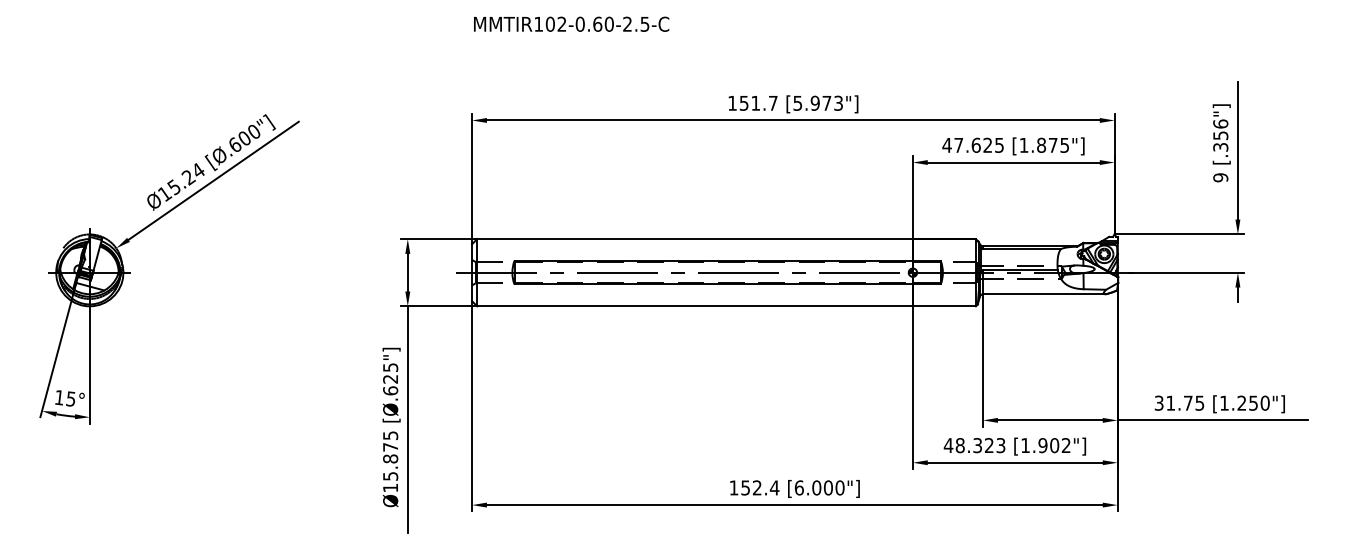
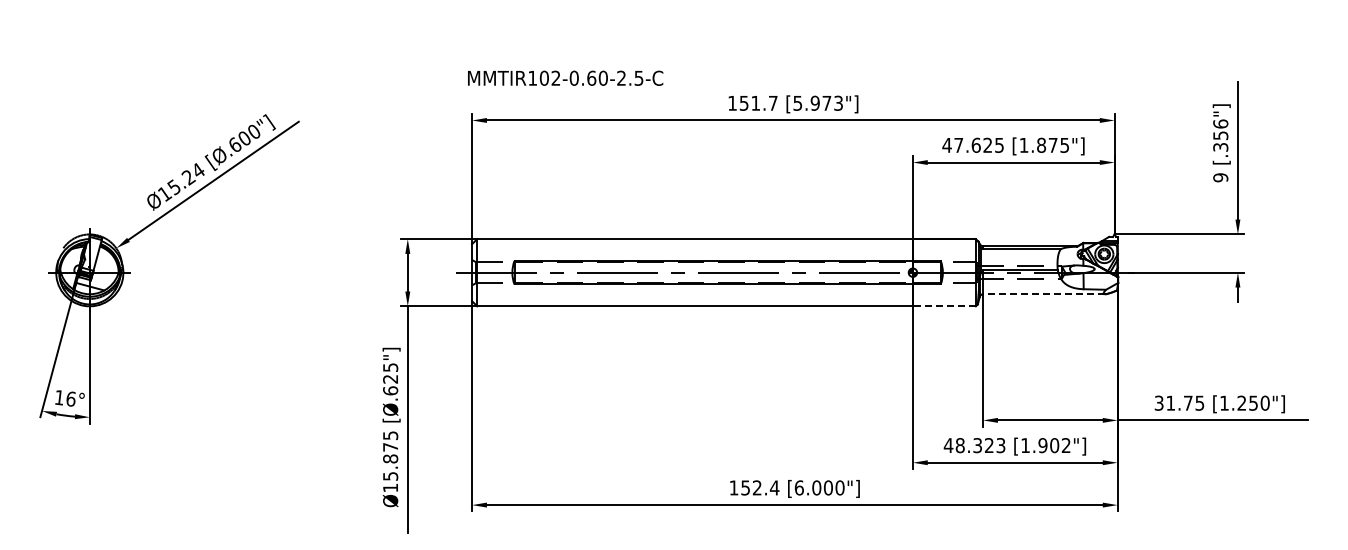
text position: (571, 23) -> (565, 77) (565, 77)
line: solid -> dashed (1044, 294)
line: solid -> dashed (943, 306)
text: 15° -> 16° (70, 398)
